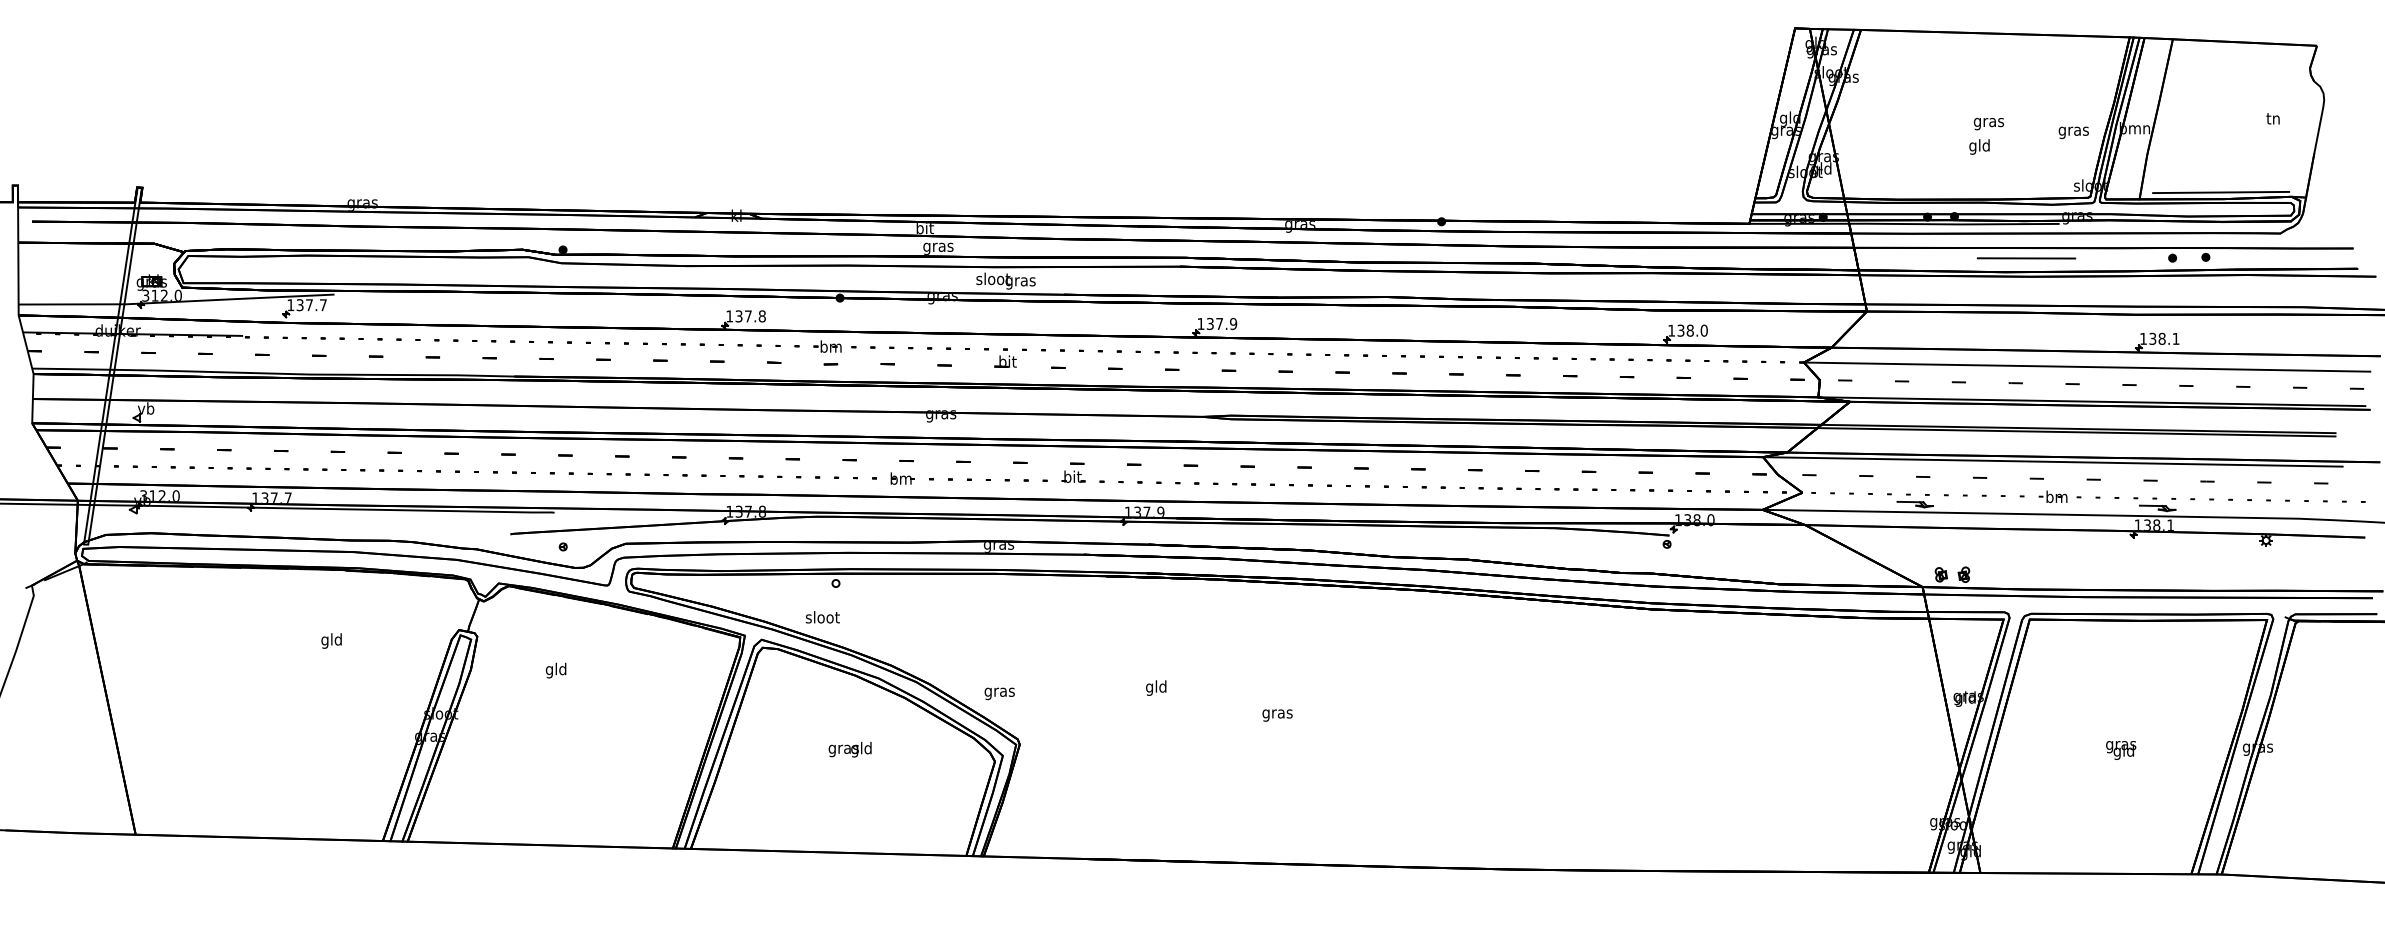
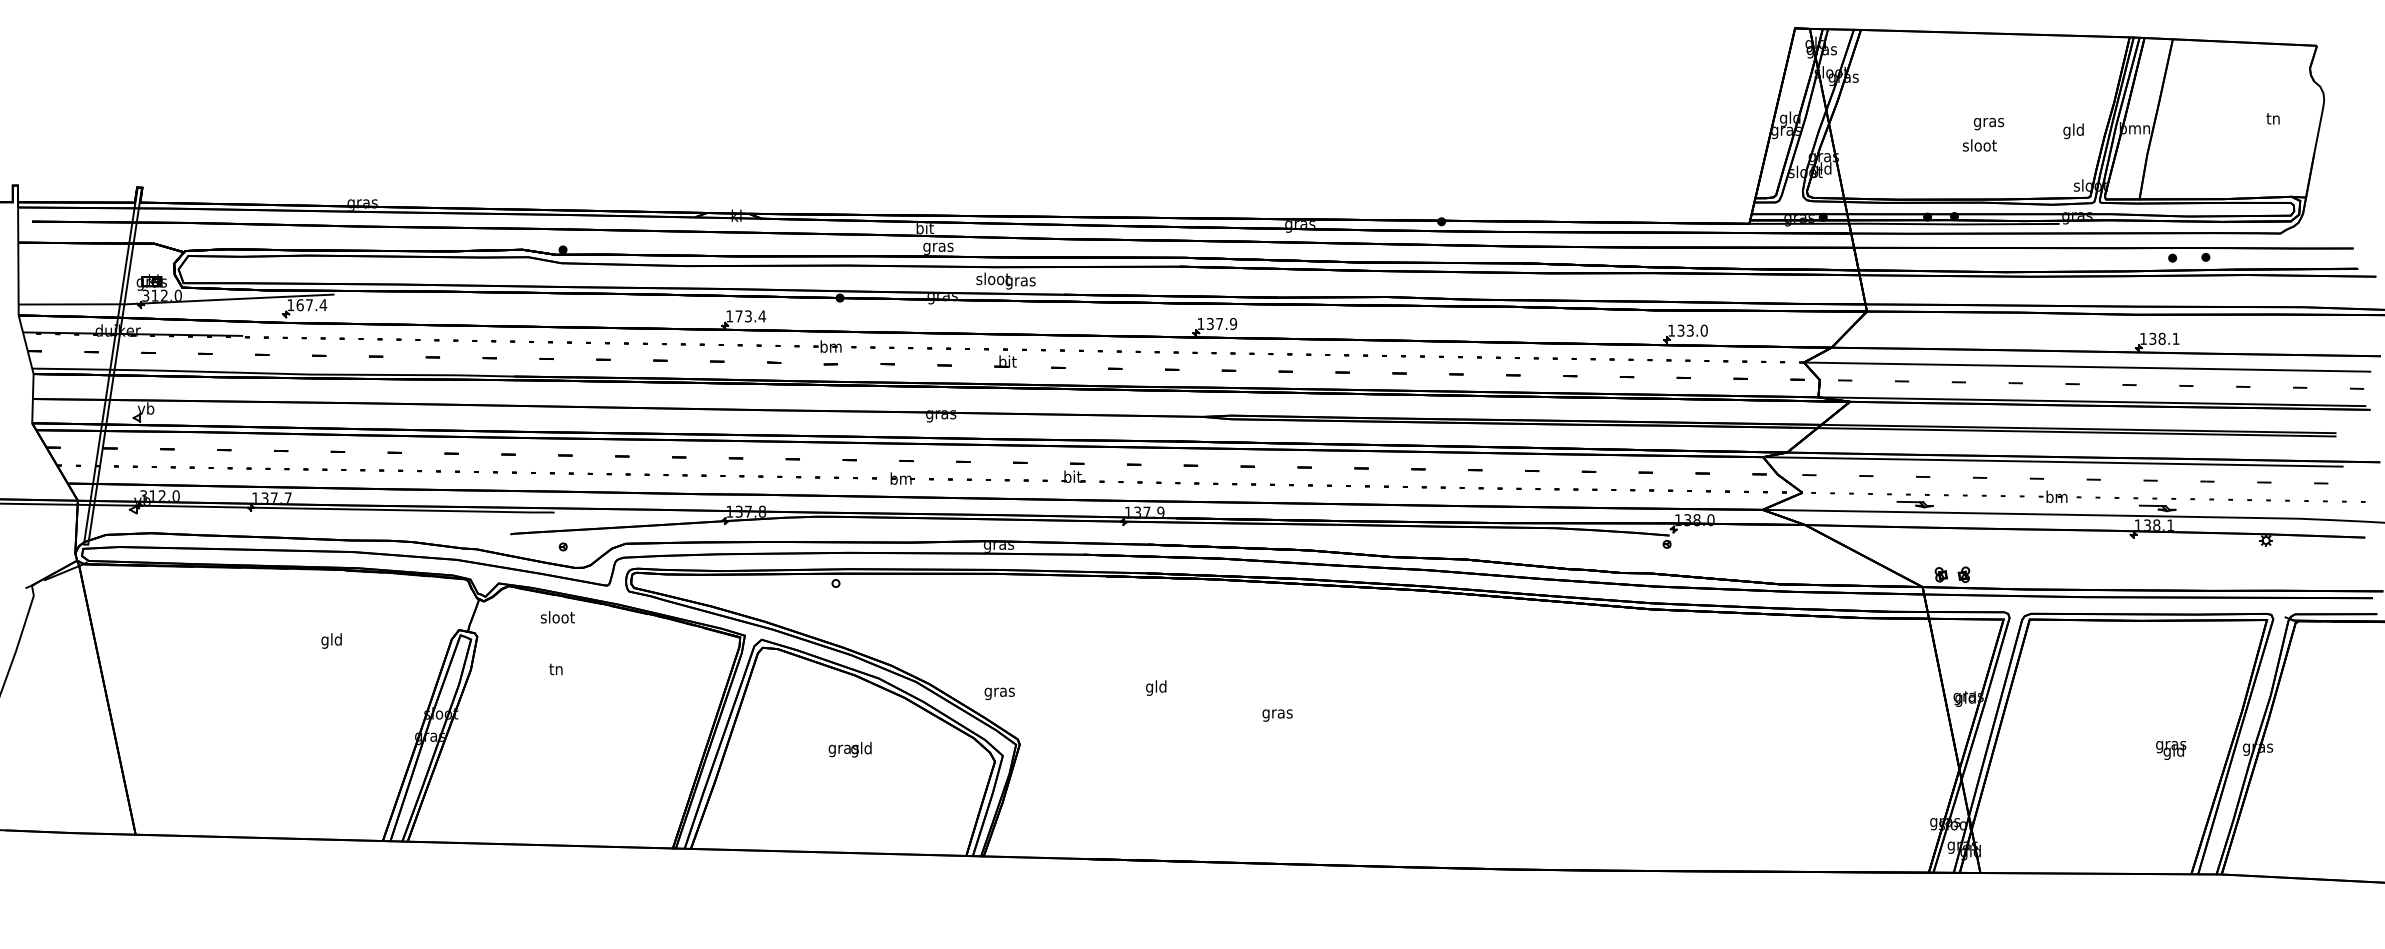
text: gras -> gld (2073, 131)
text: gld -> sloot (1979, 146)
line: present -> none (2221, 192)
line: present -> none (2026, 258)
text: 137.7 -> 167.4 (311, 305)
text: 137.8 -> 173.4 (750, 316)
text: 138.0 -> 133.0 (1689, 330)
text position: (822, 617) -> (557, 617) (557, 617)
text: gld -> tn (555, 670)
text position: (2121, 750) -> (2171, 750) (2171, 750)
